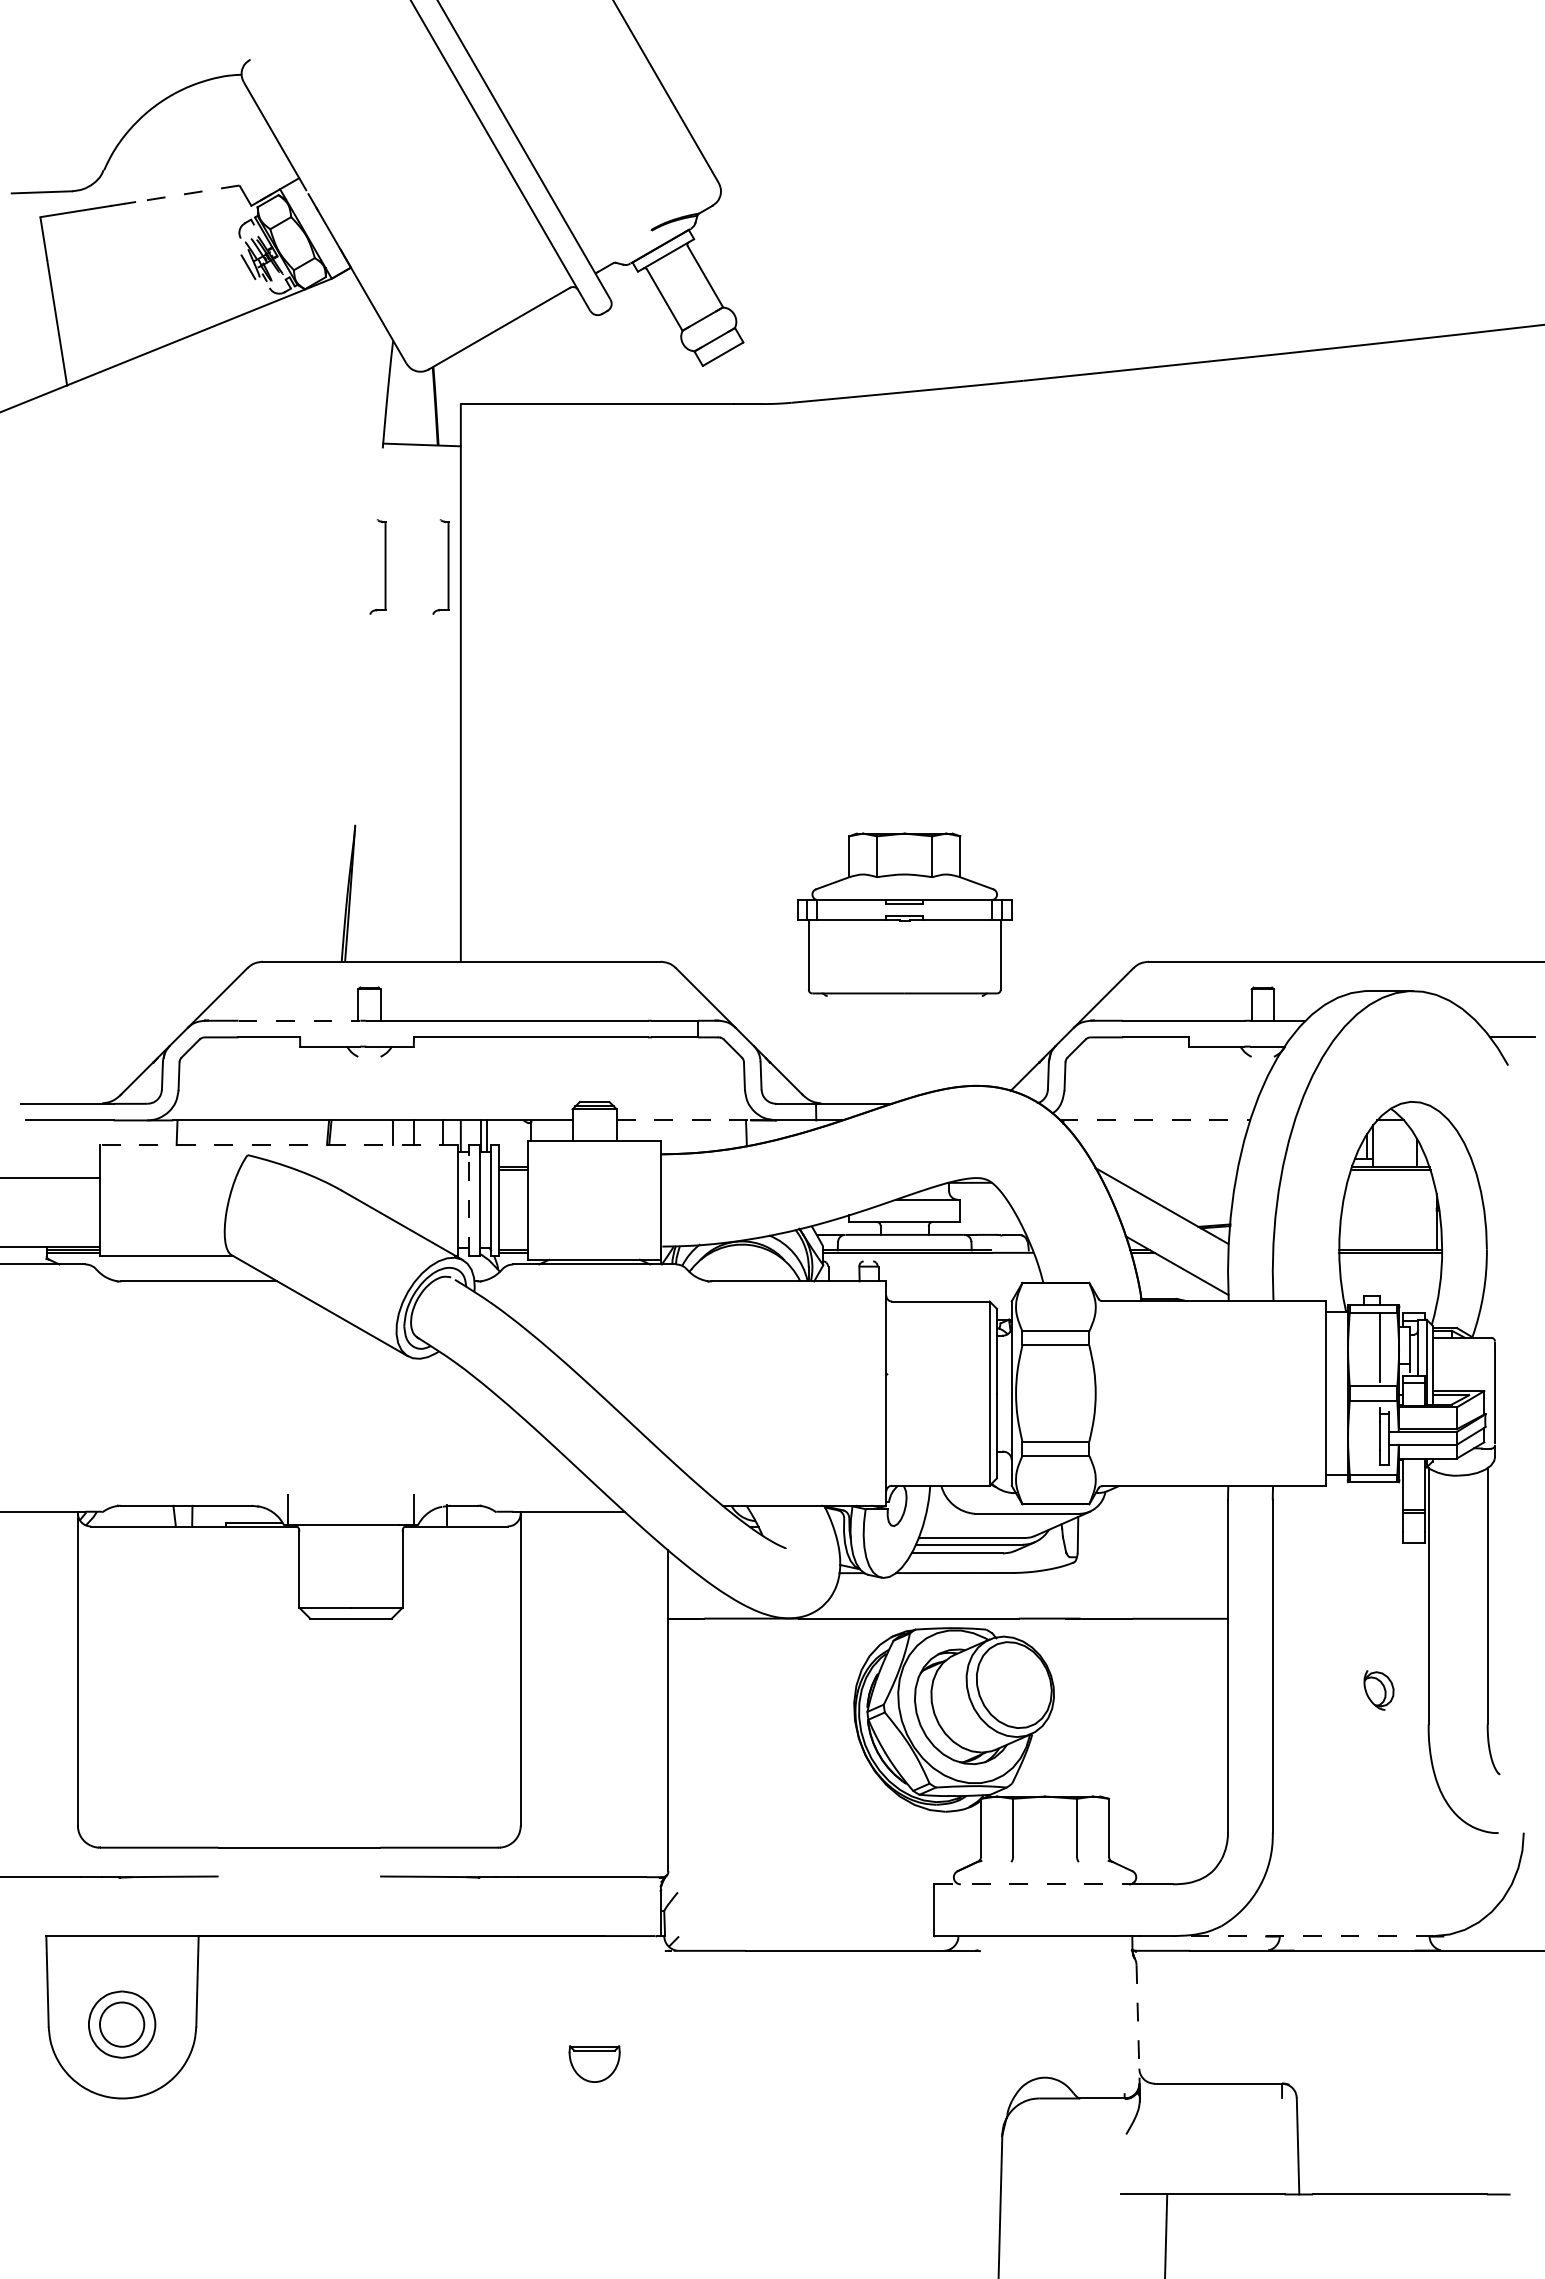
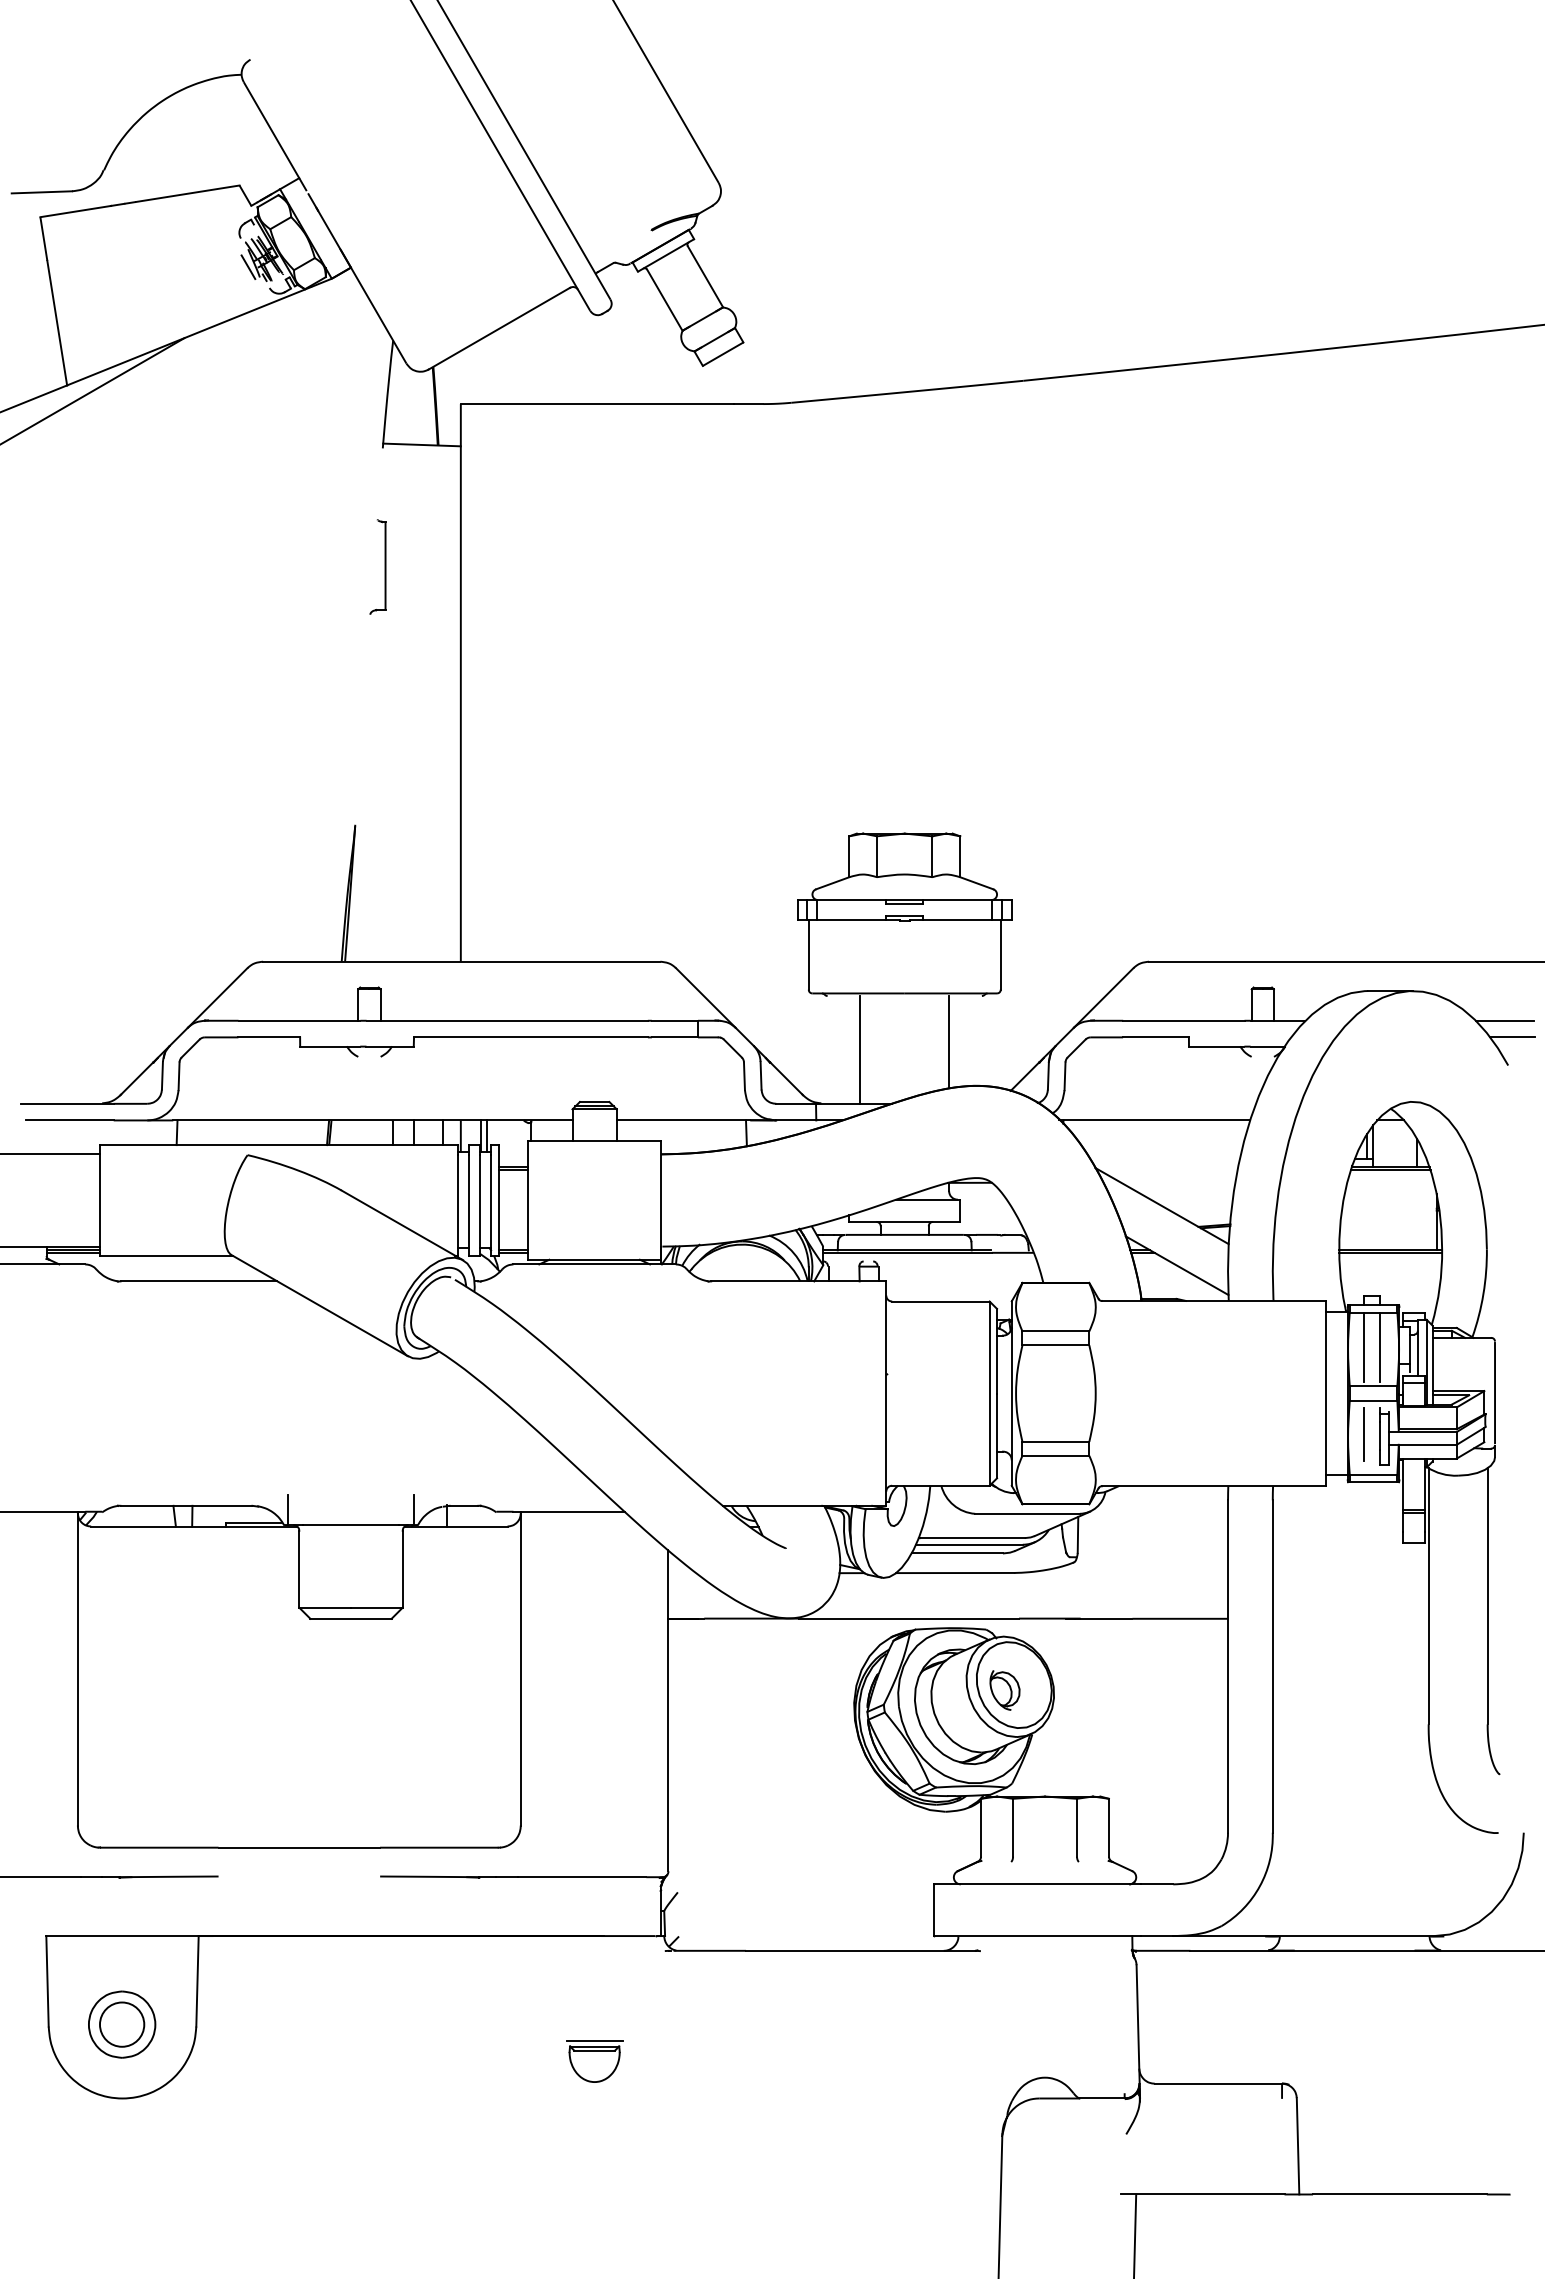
line: dashed -> solid (187, 193)
line: none -> present (93, 390)
part: present -> none (447, 566)
line: dashed -> solid (299, 1020)
line: none -> present (1504, 1020)
line: none -> present (949, 1042)
line: none -> present (860, 1049)
line: dashed -> solid (683, 1120)
line: dashed -> solid (1155, 1120)
line: dashed -> solid (278, 1145)
line position: (50, 1178) -> (50, 1154) (50, 1154)
line: dashed -> solid (469, 1204)
line: none -> present (1363, 1347)
line: none -> present (1363, 1434)
part position: (1378, 1690) -> (1004, 1690) (1004, 1690)
line: dashed -> solid (1038, 1884)
line: dashed -> solid (1303, 1936)
line: dashed -> solid (1138, 2024)
line: none -> present (594, 2041)
line position: (1166, 2235) -> (1135, 2234) (1135, 2234)
